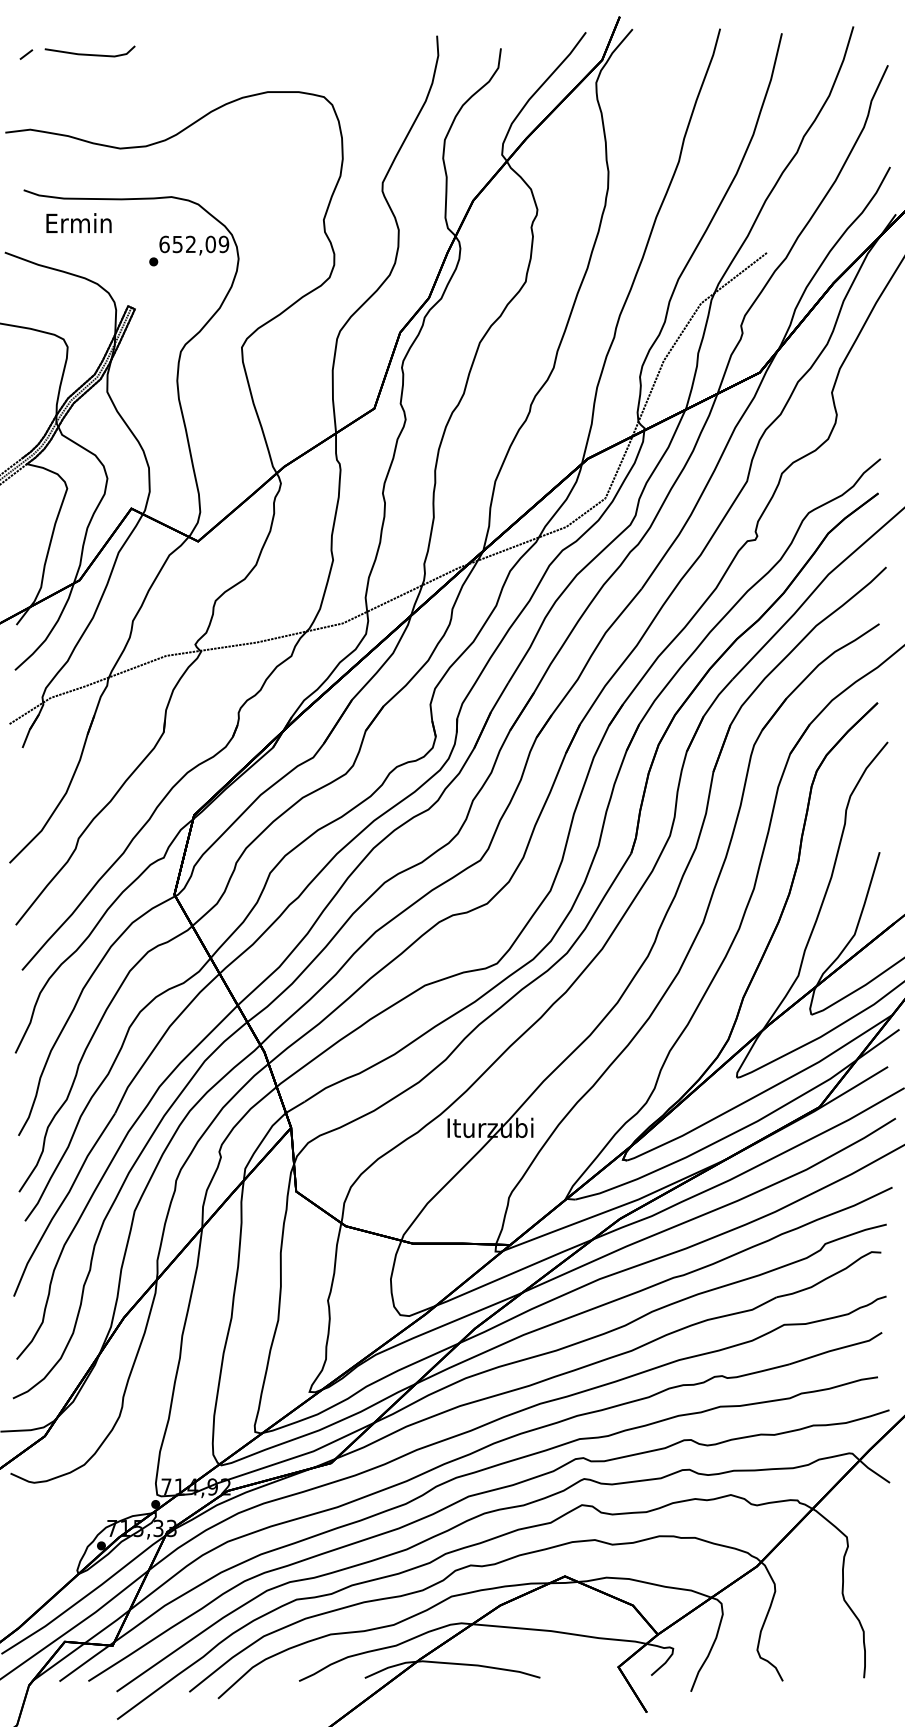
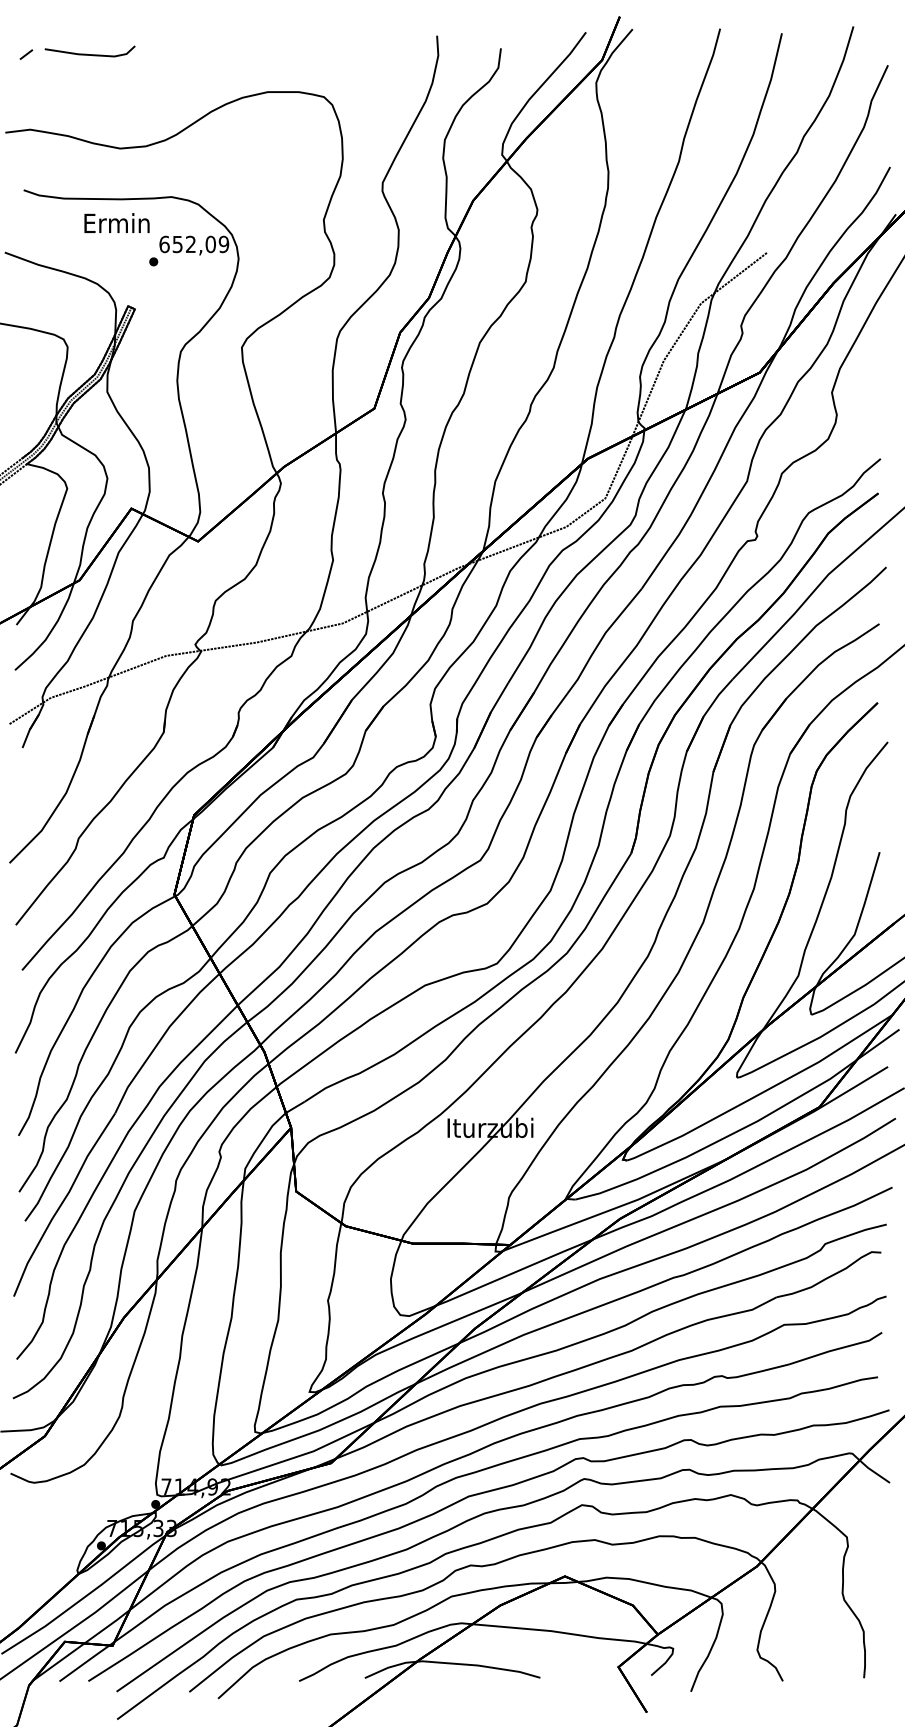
text position: (78, 222) -> (116, 222) (116, 222)
